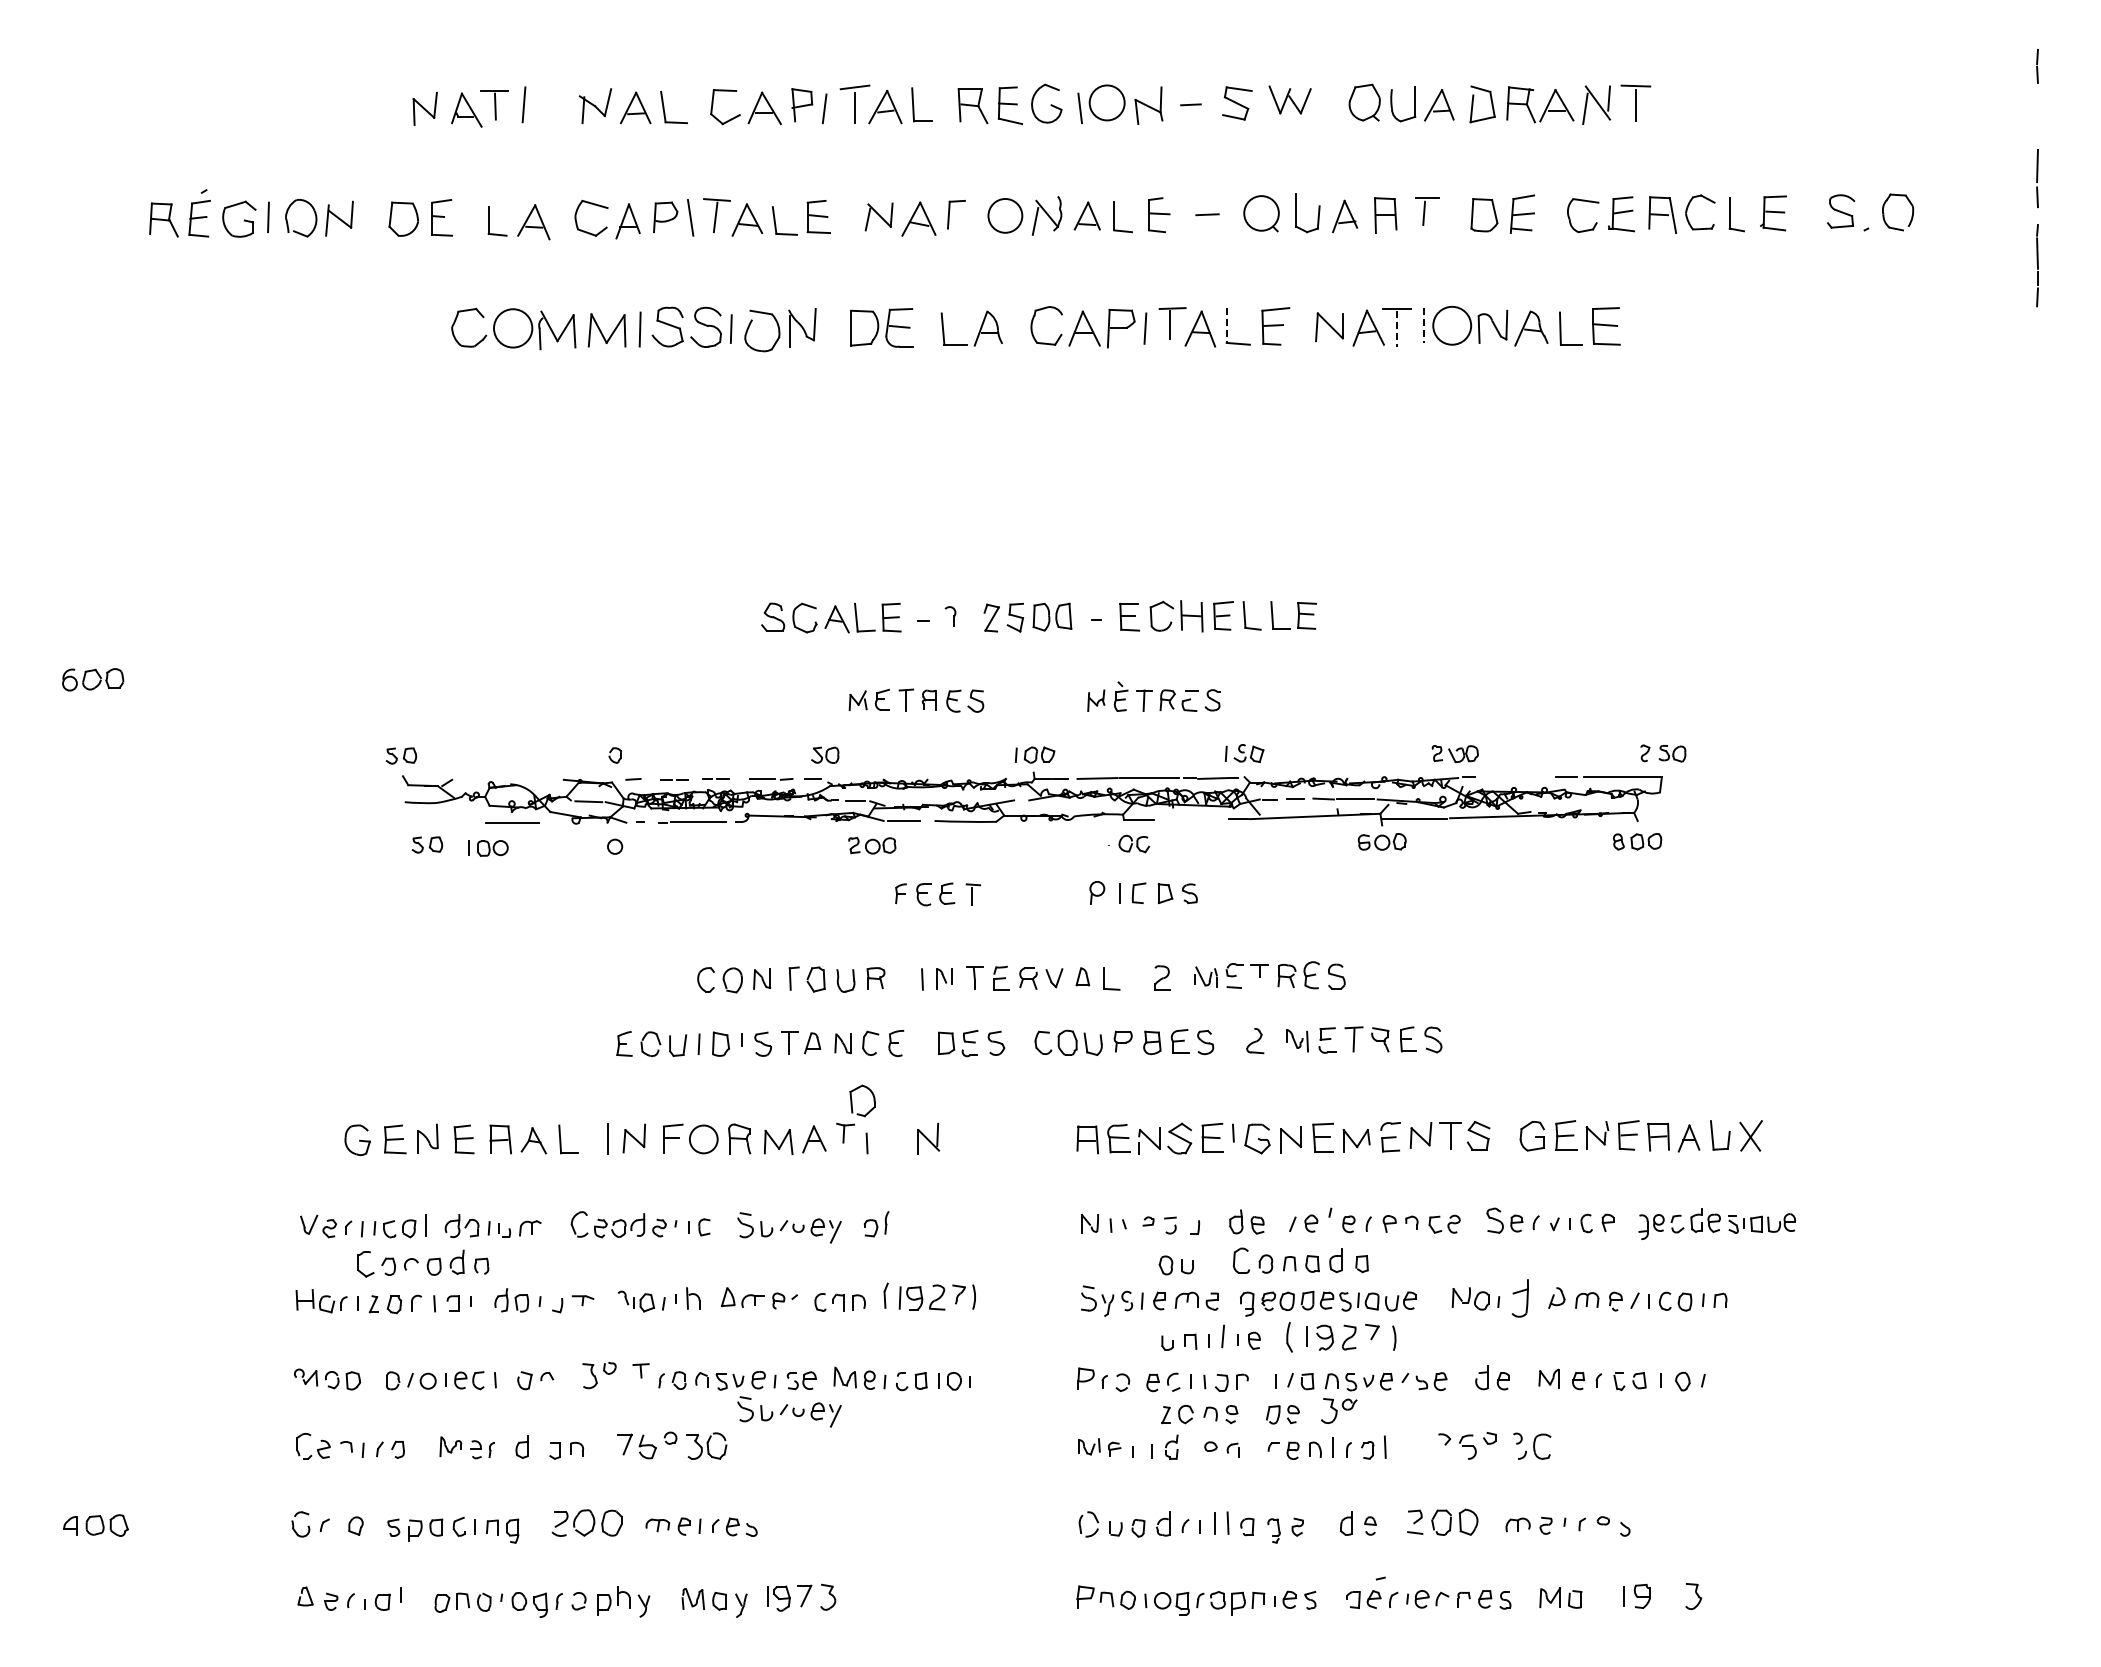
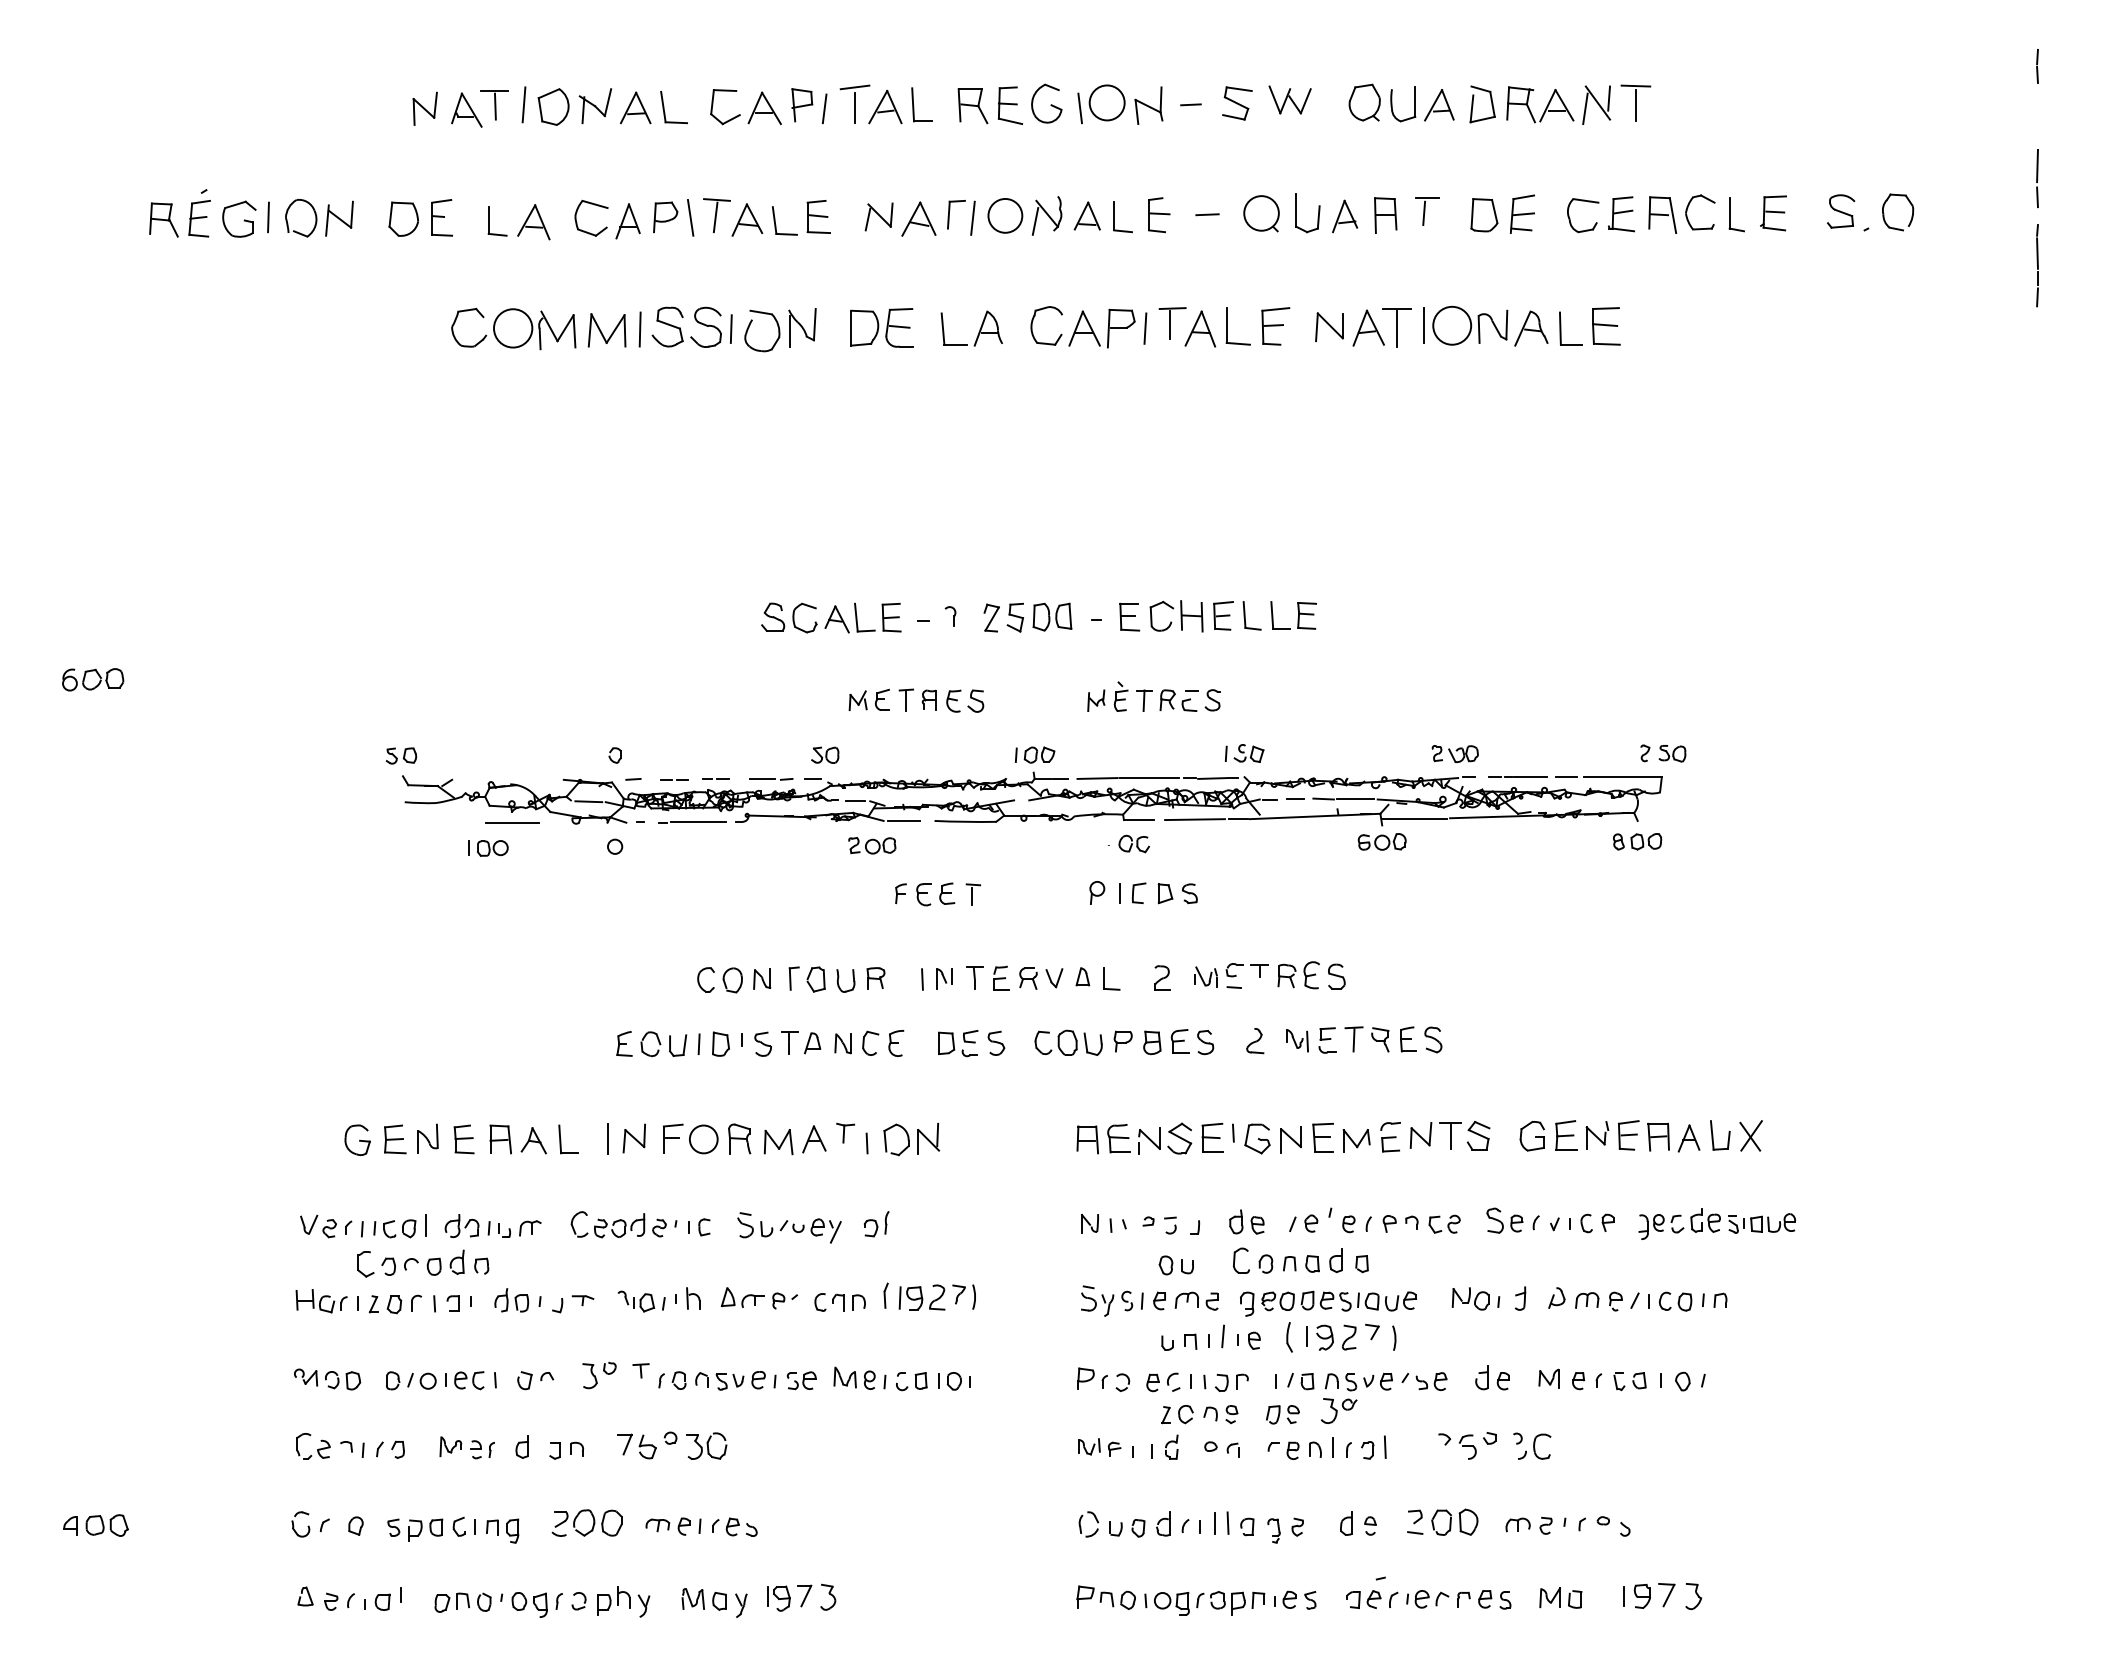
part: none -> present (553, 106)
line: none -> present (972, 217)
line: dashed -> solid (1226, 326)
line: dashed -> solid (1424, 326)
line: dashed -> solid (1397, 328)
line: none -> present (1517, 776)
line: none -> present (1194, 819)
part: present -> none (427, 844)
part position: (852, 1100) -> (886, 1139) (886, 1139)
part size: 18x39 px -> 13x25 px (1520, 1298)
part: present -> none (789, 1411)
part: none -> present (1666, 1595)
